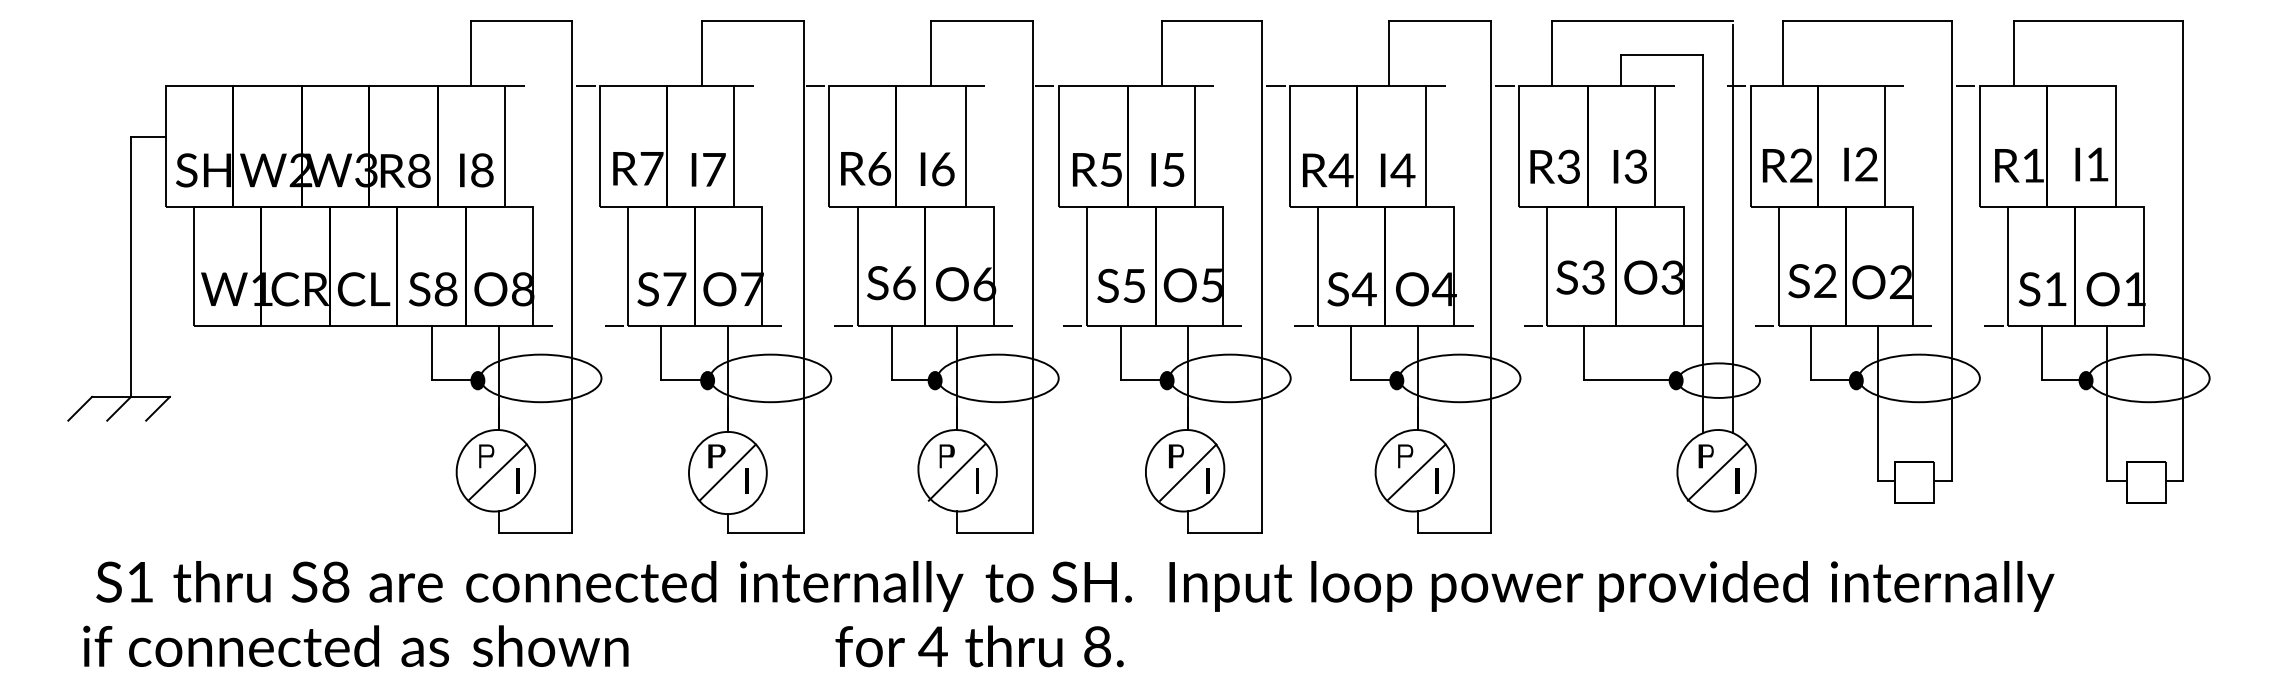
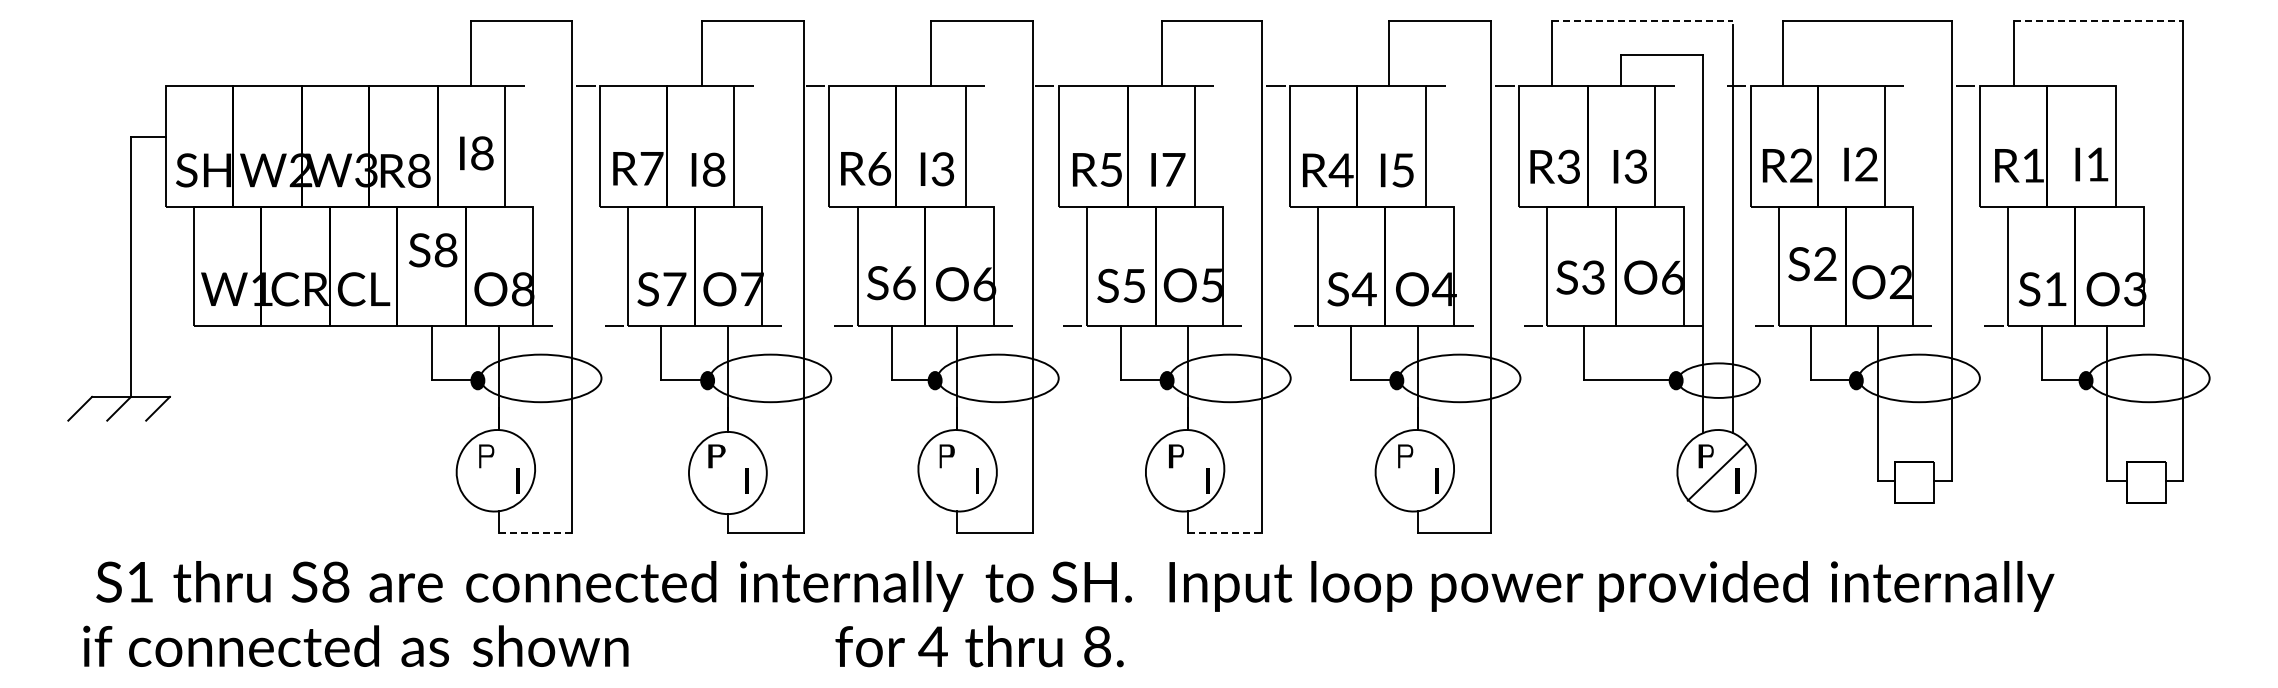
line: solid -> dashed (1642, 20)
line: solid -> dashed (2099, 20)
text: I7 -> I8 (714, 169)
text: I6 -> I3 (942, 169)
text: I5 -> I7 (1173, 169)
text position: (476, 170) -> (476, 153) (476, 153)
text: I4 -> I5 (1402, 170)
text: O3 -> O6 (1671, 277)
text position: (1812, 281) -> (1812, 264) (1812, 264)
text position: (433, 289) -> (433, 250) (433, 250)
text: O1 -> O3 (2135, 289)
line: present -> none (497, 472)
line: present -> none (727, 472)
line: present -> none (956, 472)
line: present -> none (1188, 472)
line: present -> none (1416, 472)
line: solid -> dashed (535, 533)
line: solid -> dashed (1225, 533)
